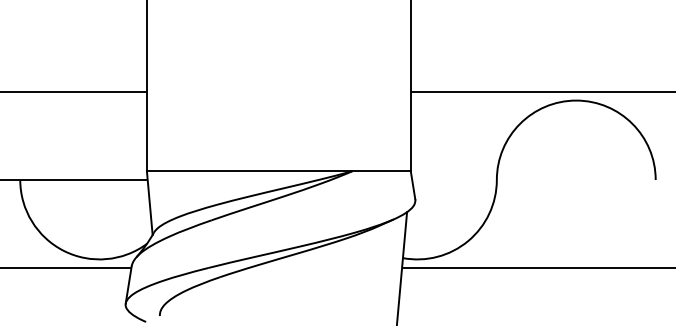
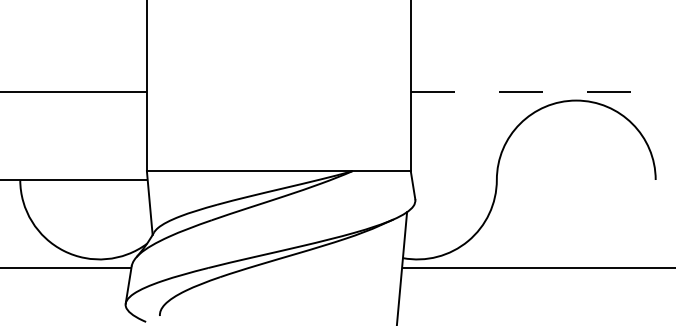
line: solid -> dashed (543, 91)
